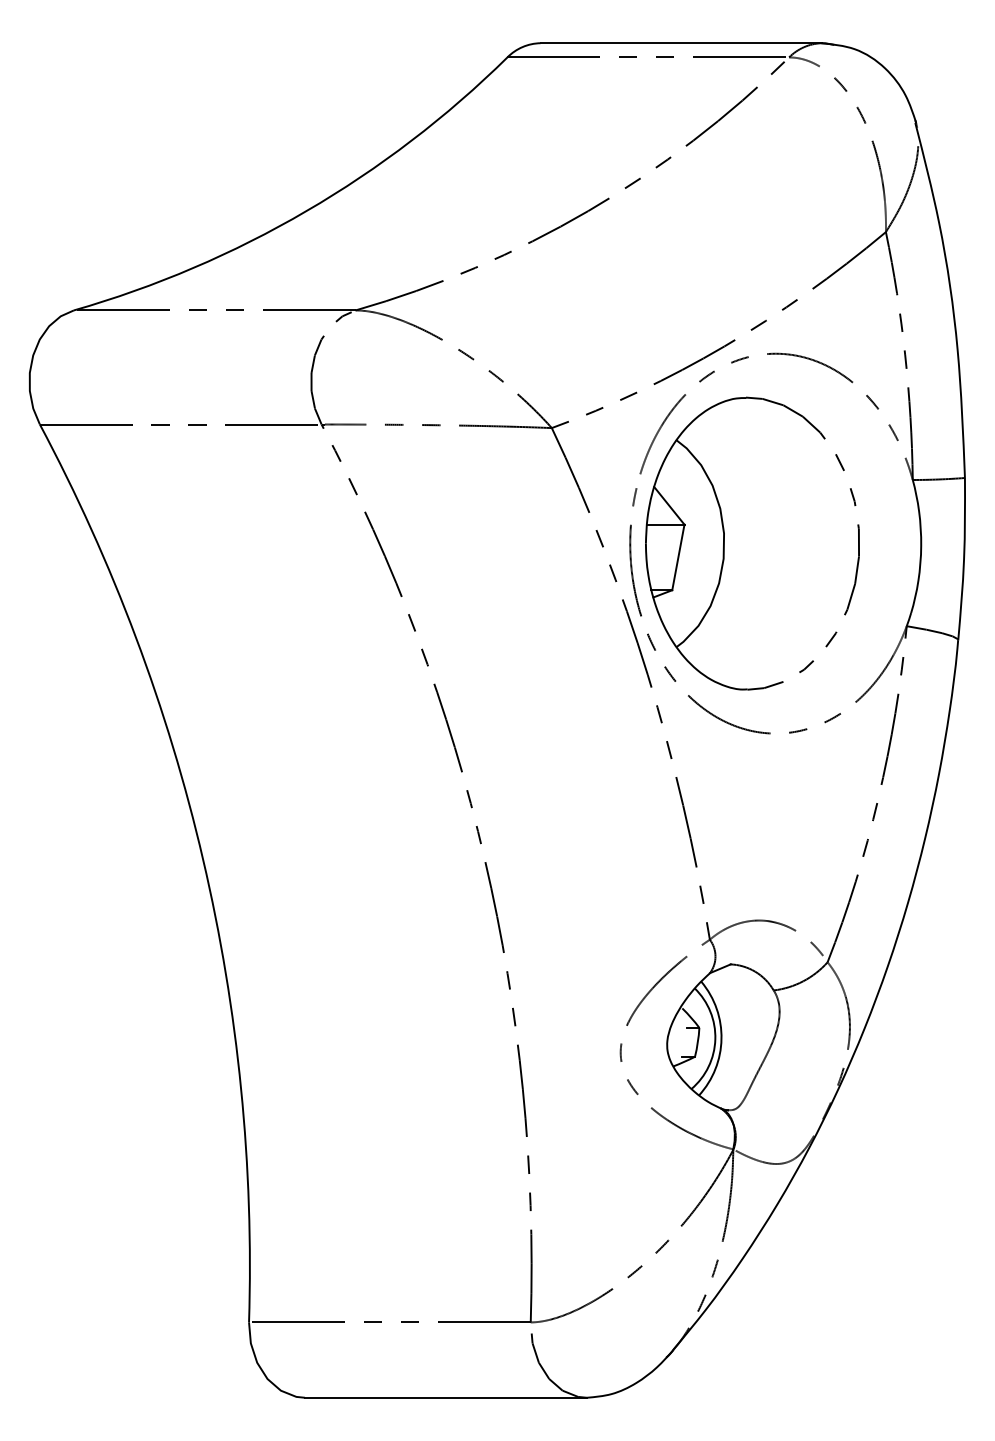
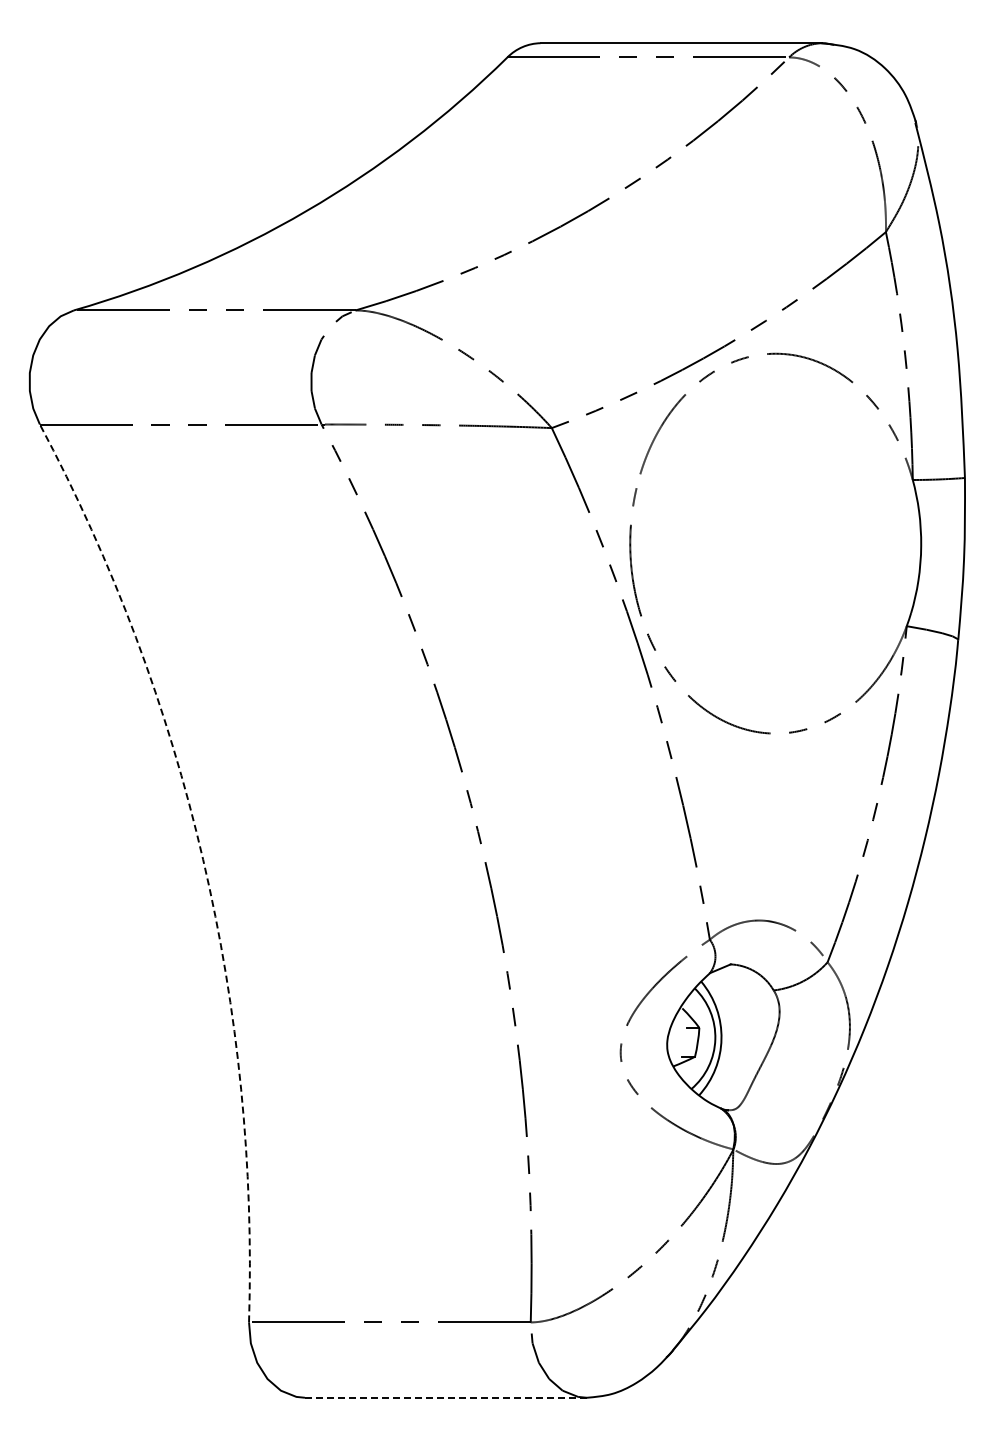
part: present -> none (724, 543)
arc: solid -> dashed (203, 859)
line: solid -> dashed (445, 1397)
